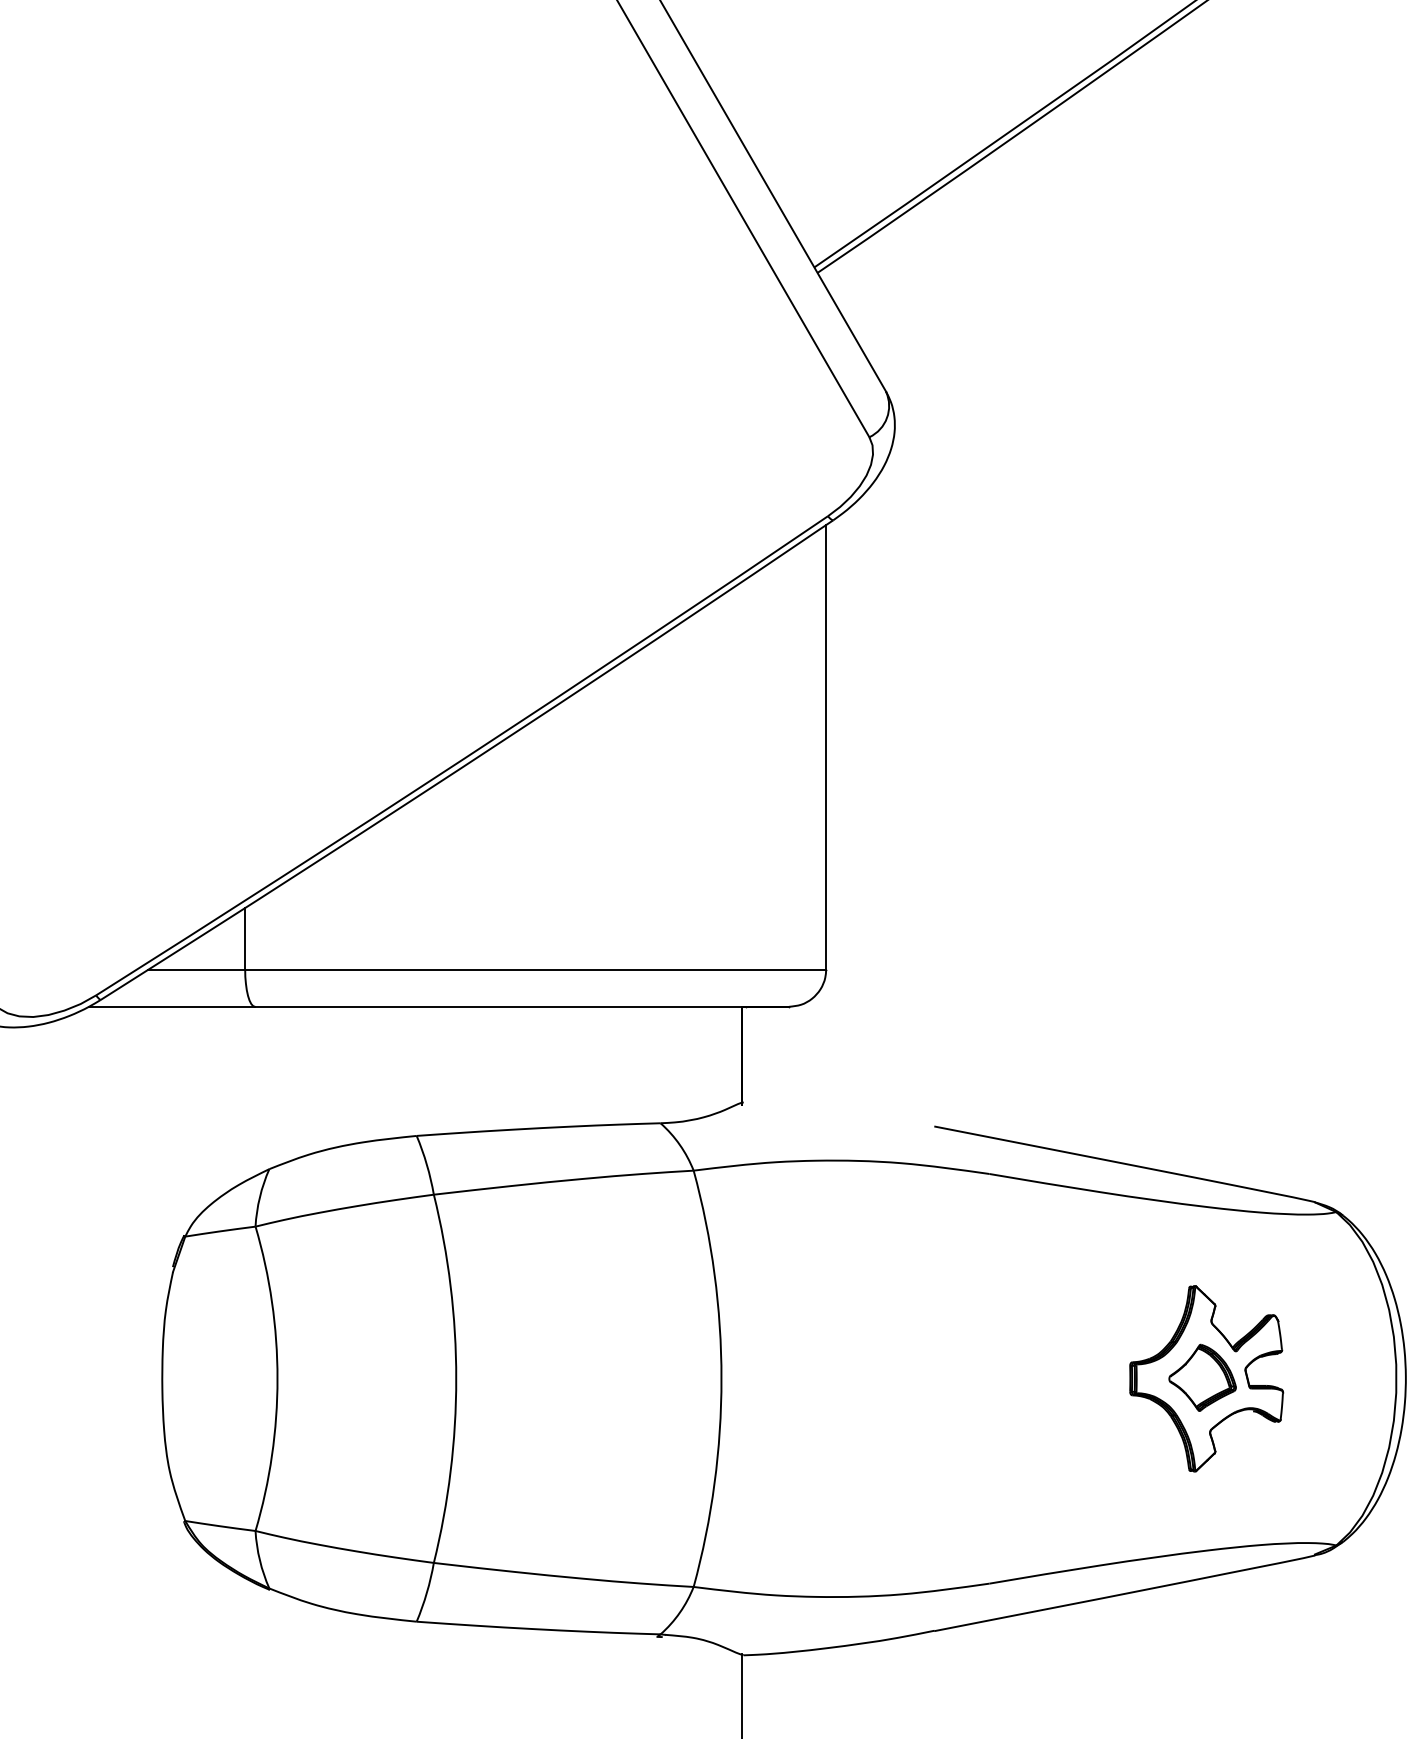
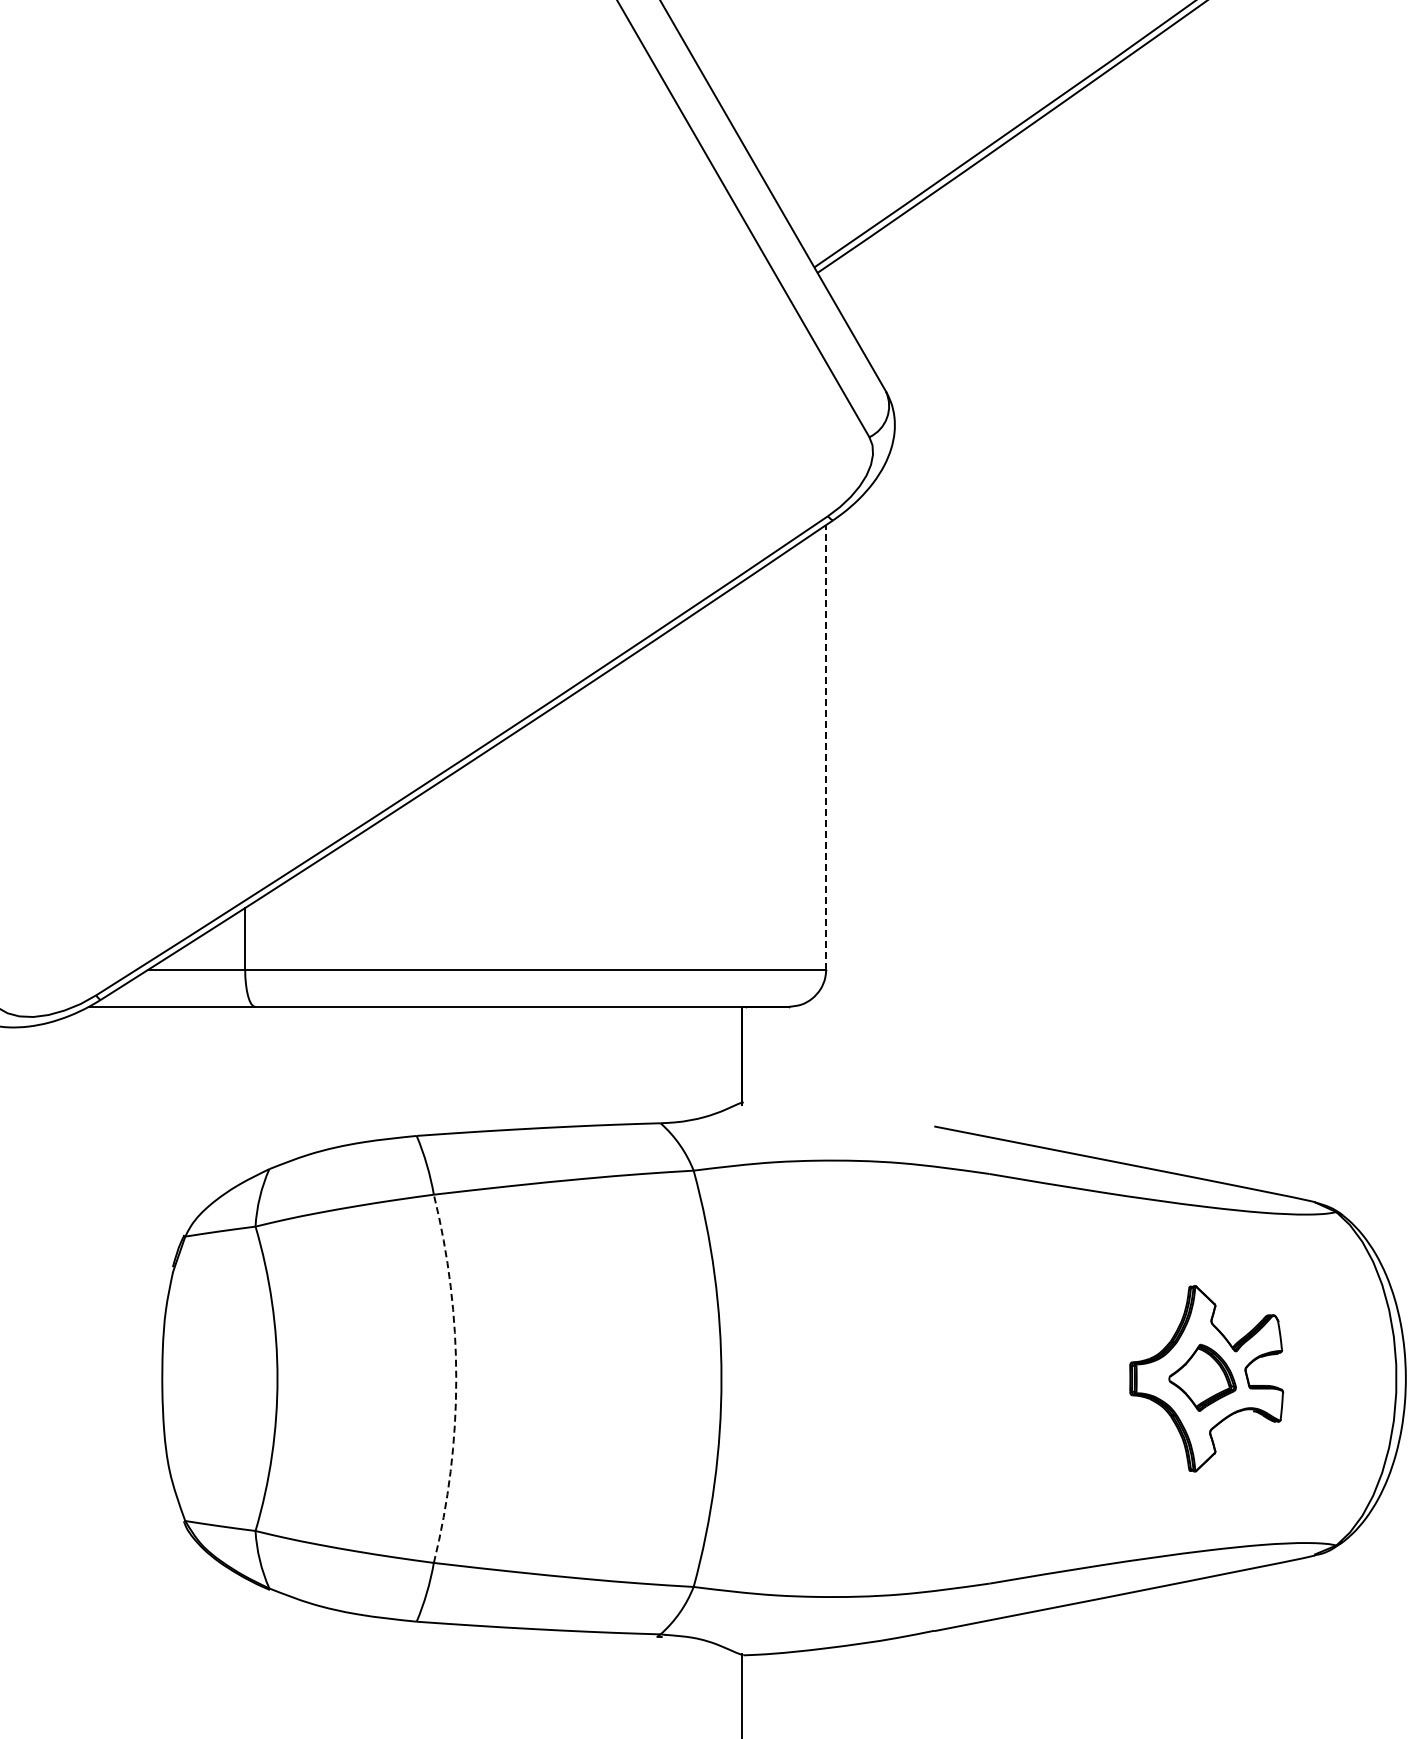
line: solid -> dashed (826, 746)
arc: solid -> dashed (456, 1378)
